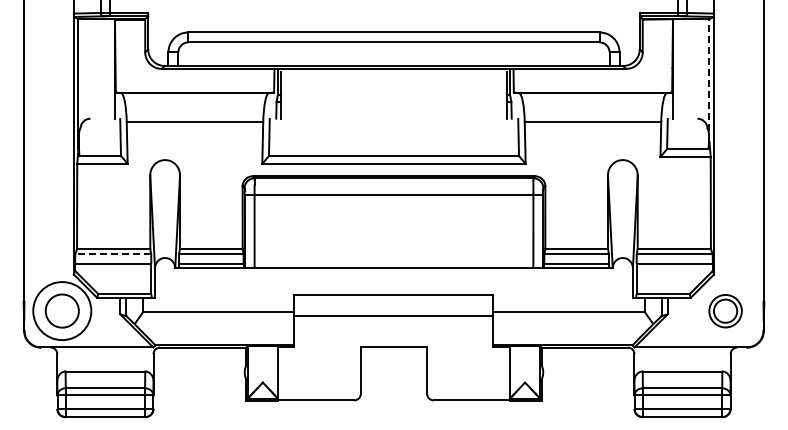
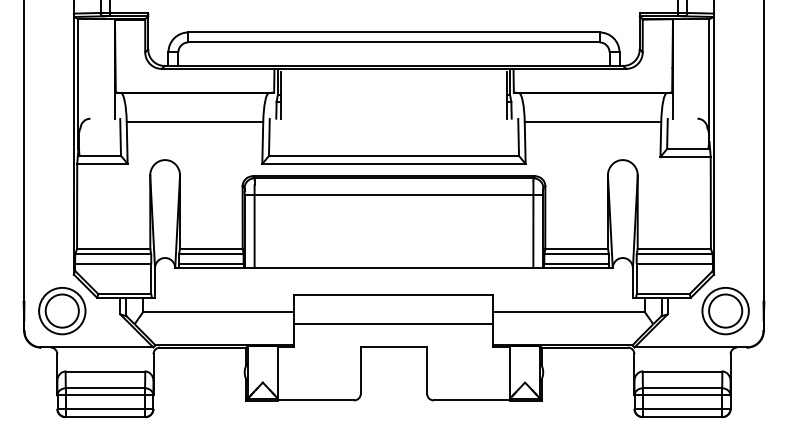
line: dashed -> solid (709, 80)
line: dashed -> solid (113, 254)
circle diameter: 58 px -> 46 px (62, 310)
part size: 35x35 px -> 49x49 px (725, 311)
line position: (393, 316) -> (393, 324) (393, 324)
